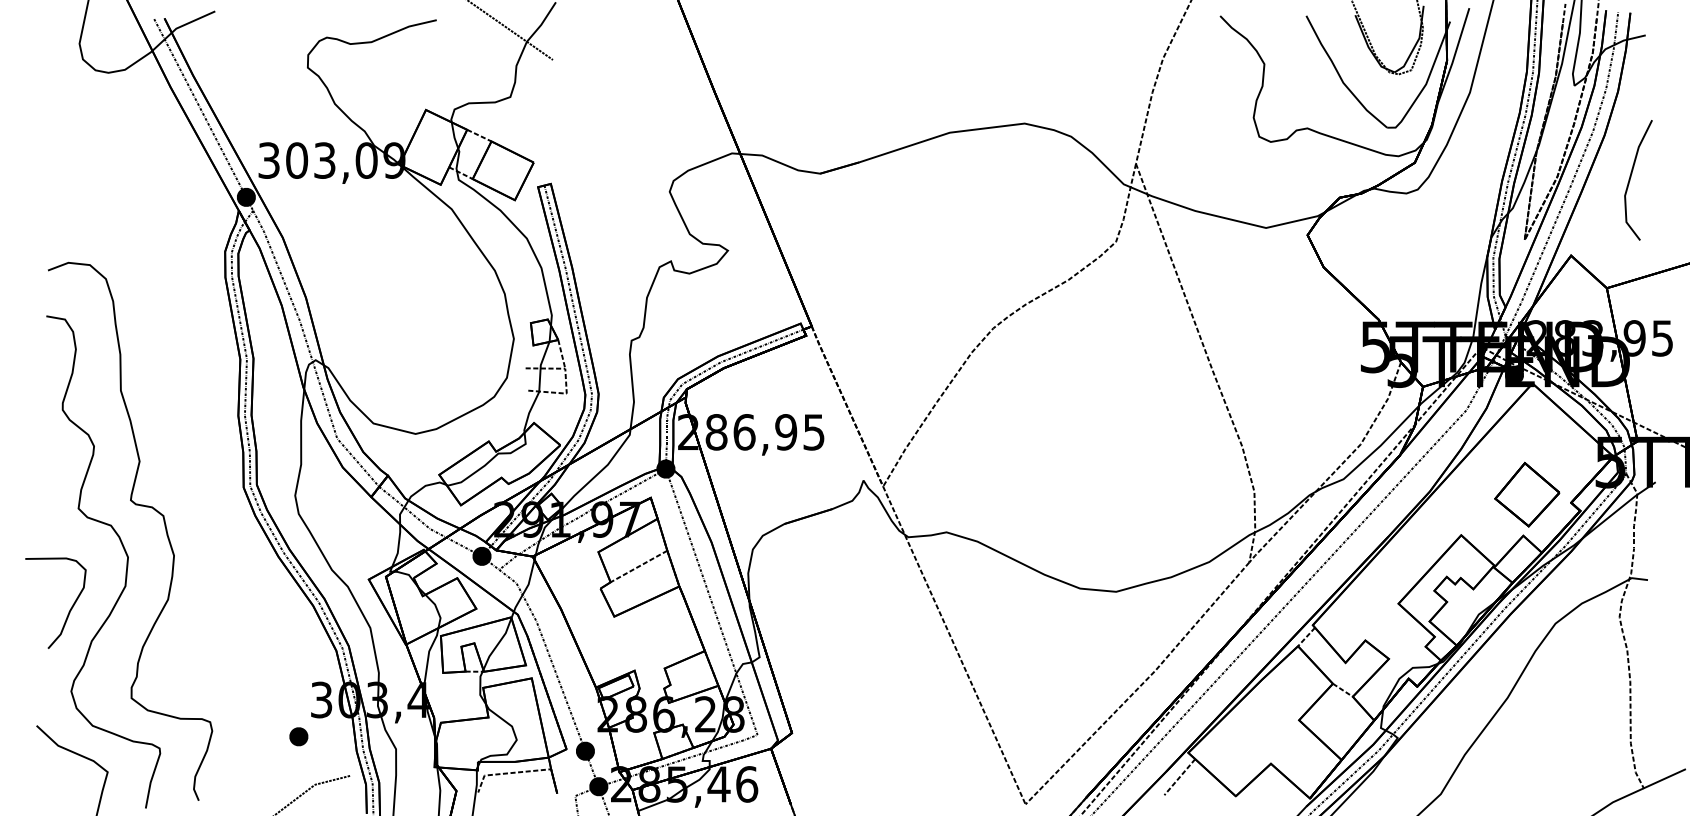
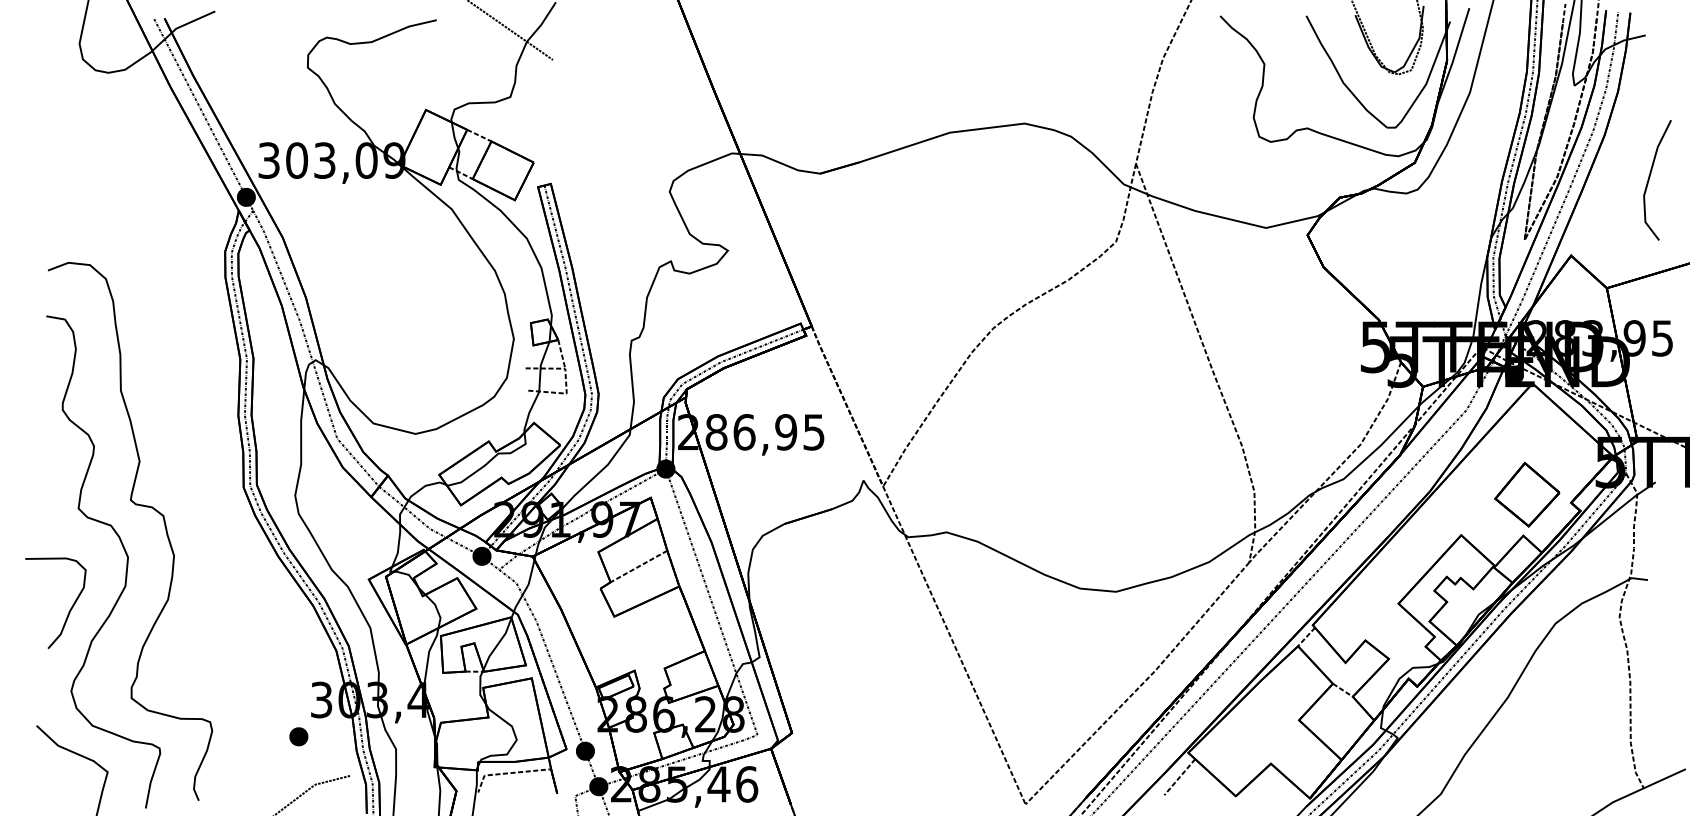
line position: (1631, 177) -> (1650, 177) (1650, 177)
